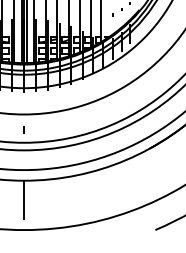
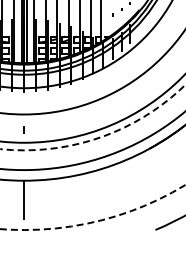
circle: solid -> dashed (92, 117)
circle: solid -> dashed (92, 207)
